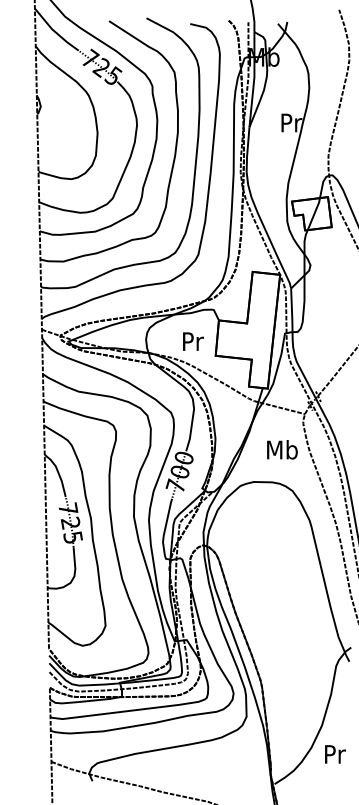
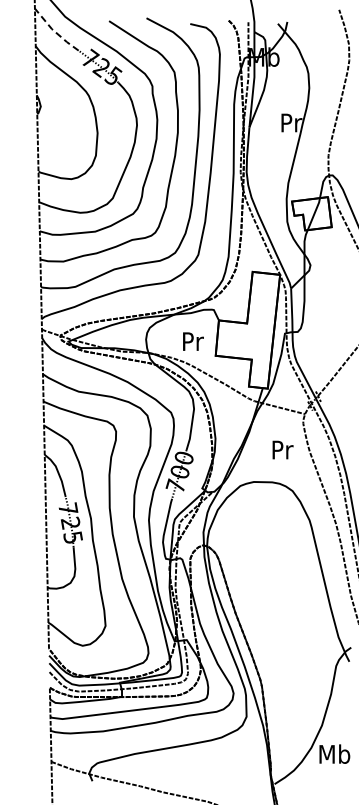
line: solid -> dashed (55, 31)
text: Mb -> Pr (282, 449)
text: Pr -> Mb (334, 753)
